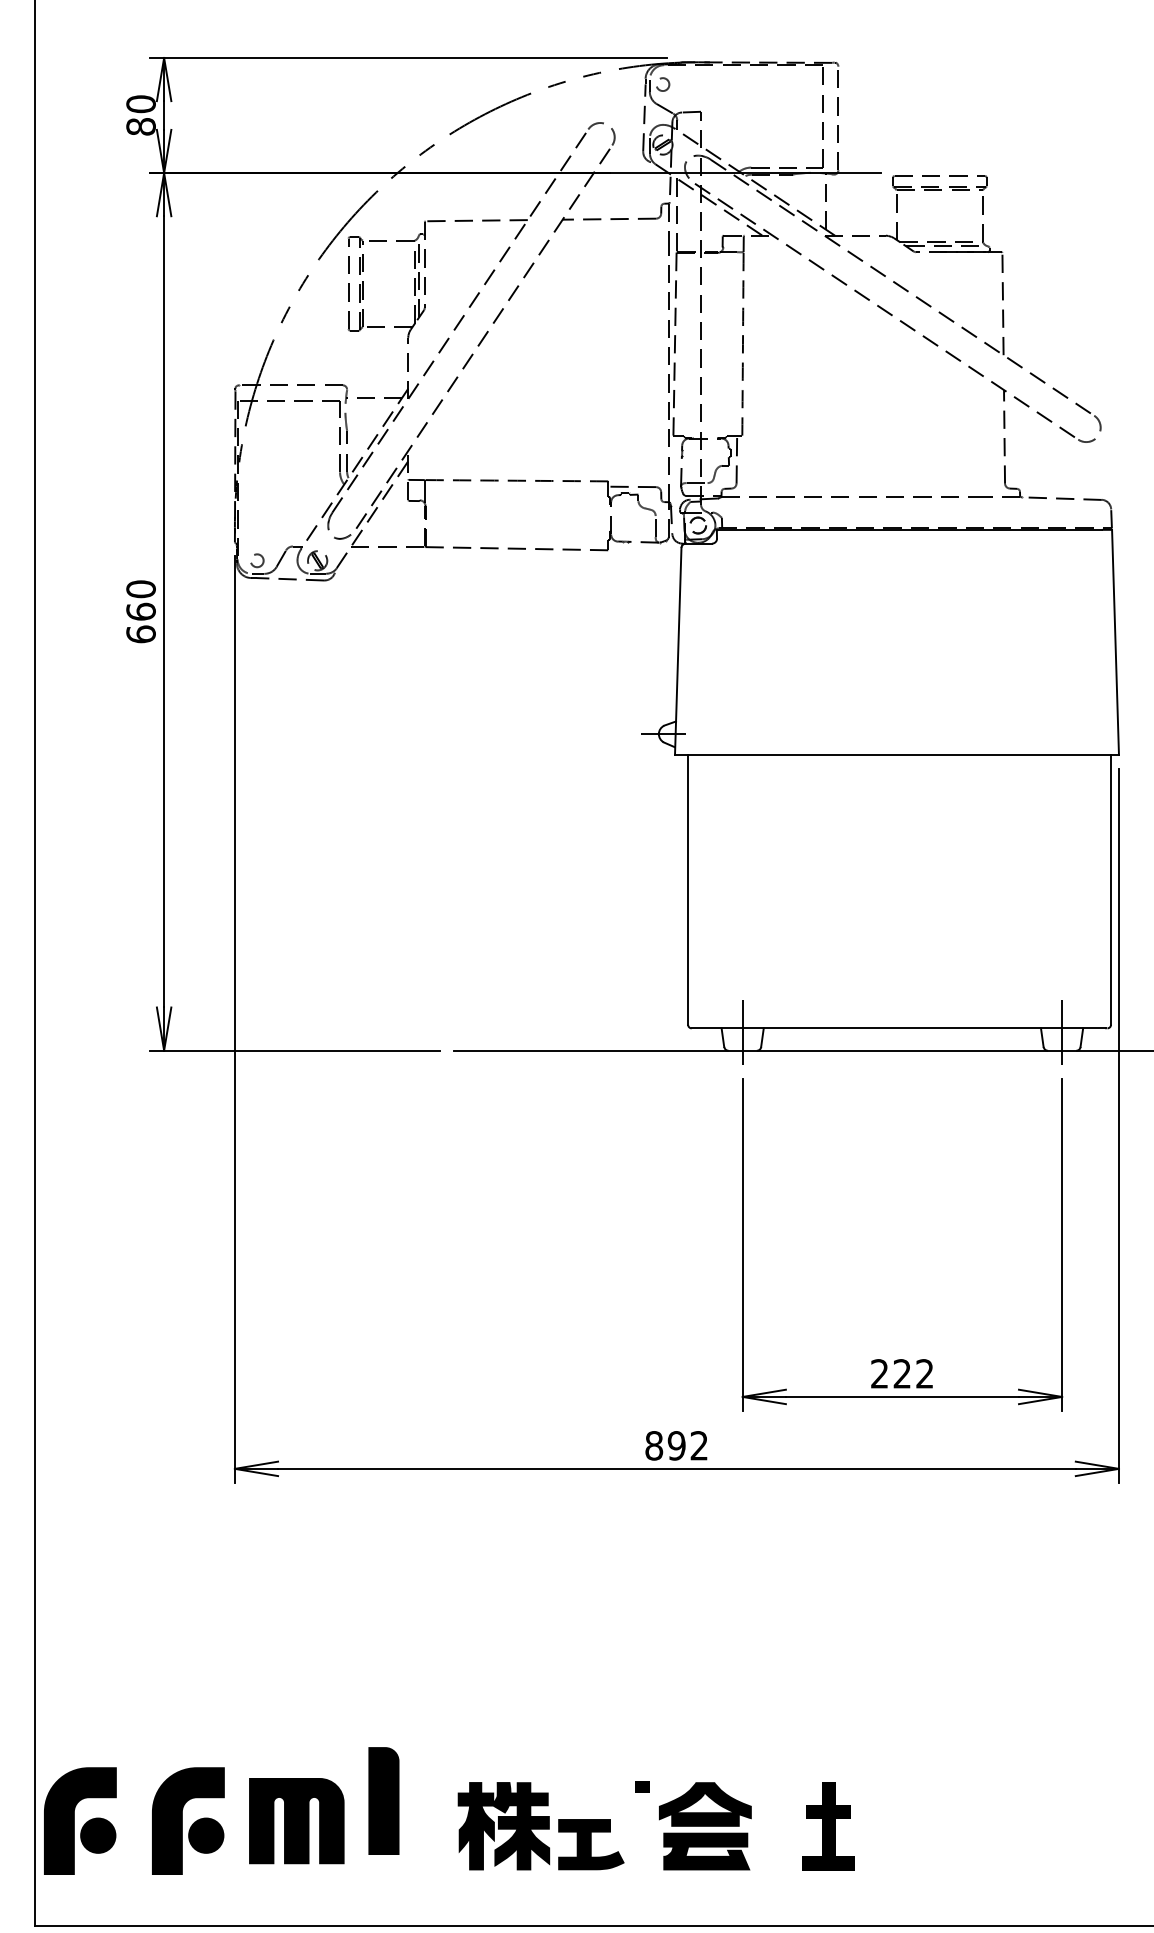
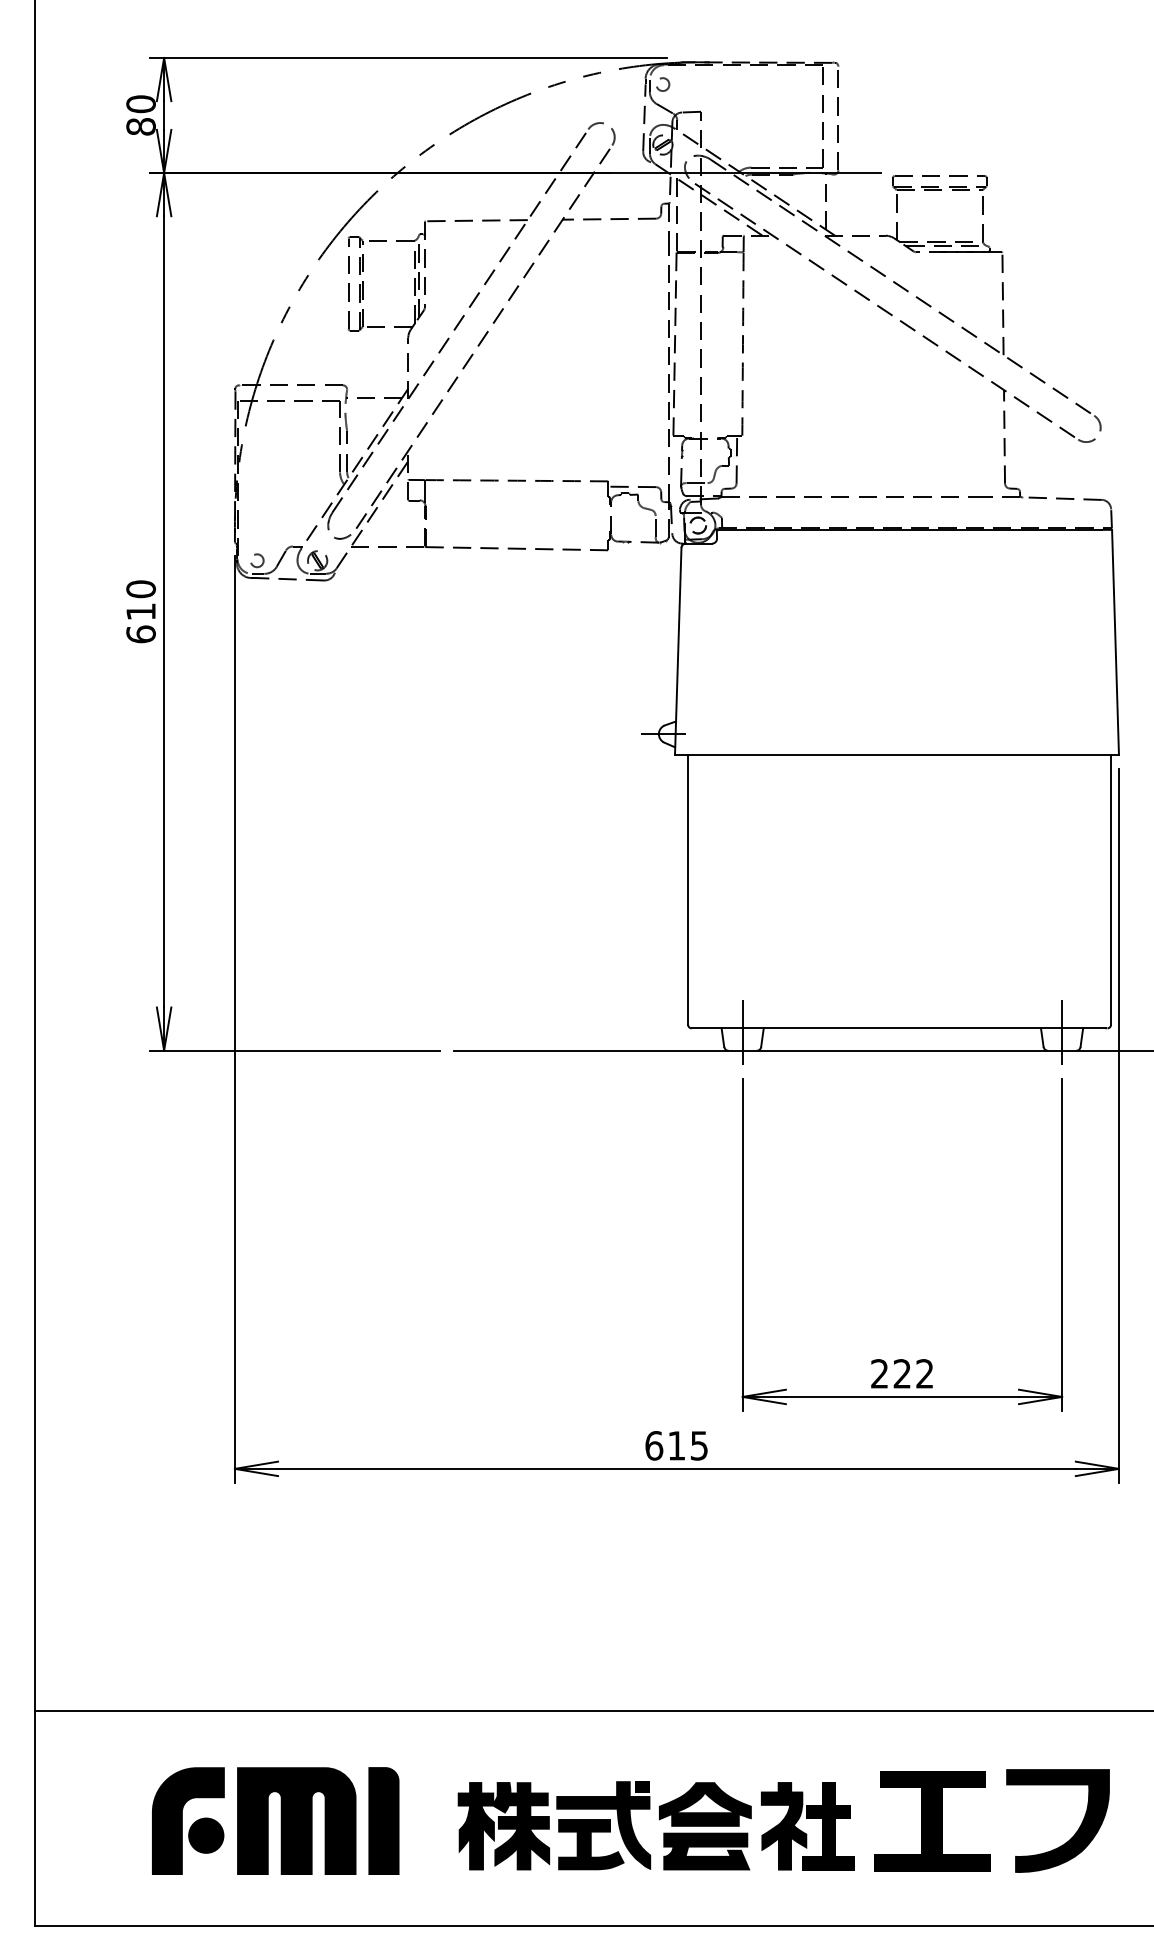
text: 660 -> 610 (140, 611)
text: 892 -> 615 (676, 1445)
line: none -> present (592, 1710)
part position: (383, 1800) -> (383, 1820) (383, 1820)
part: present -> none (80, 1820)
fill: none -> present (1057, 1820)
part size: 96x87 px -> 120x108 px (296, 1820)
fill: none -> present (931, 1821)
fill: none -> present (603, 1825)
fill: none -> present (783, 1826)
